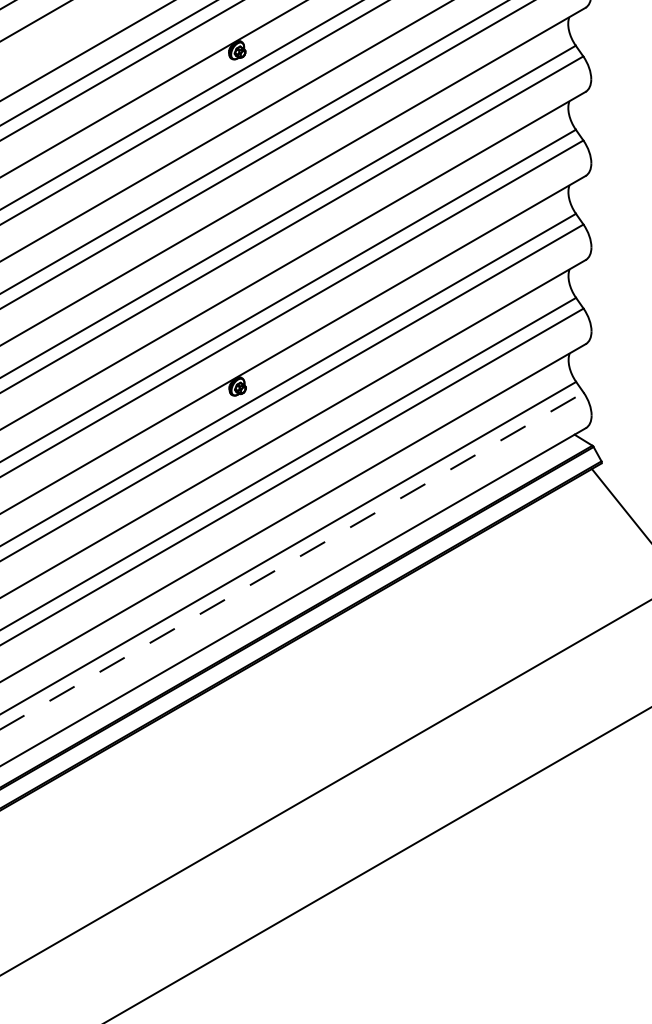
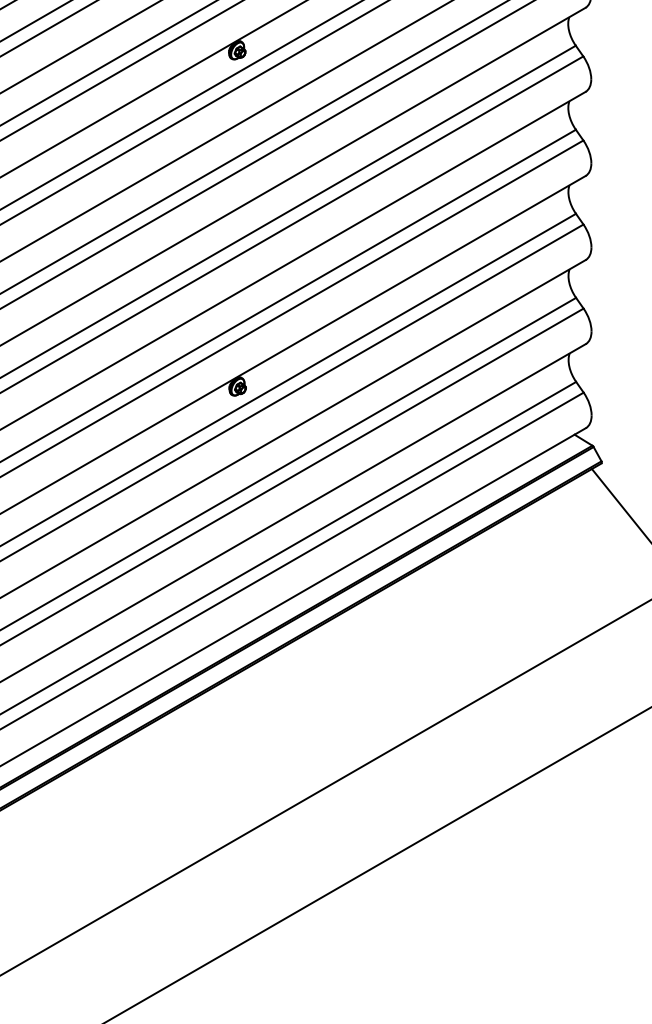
line: none -> present (48, 28)
line position: (86, 50) -> (80, 47) (80, 47)
line: dashed -> solid (291, 561)
